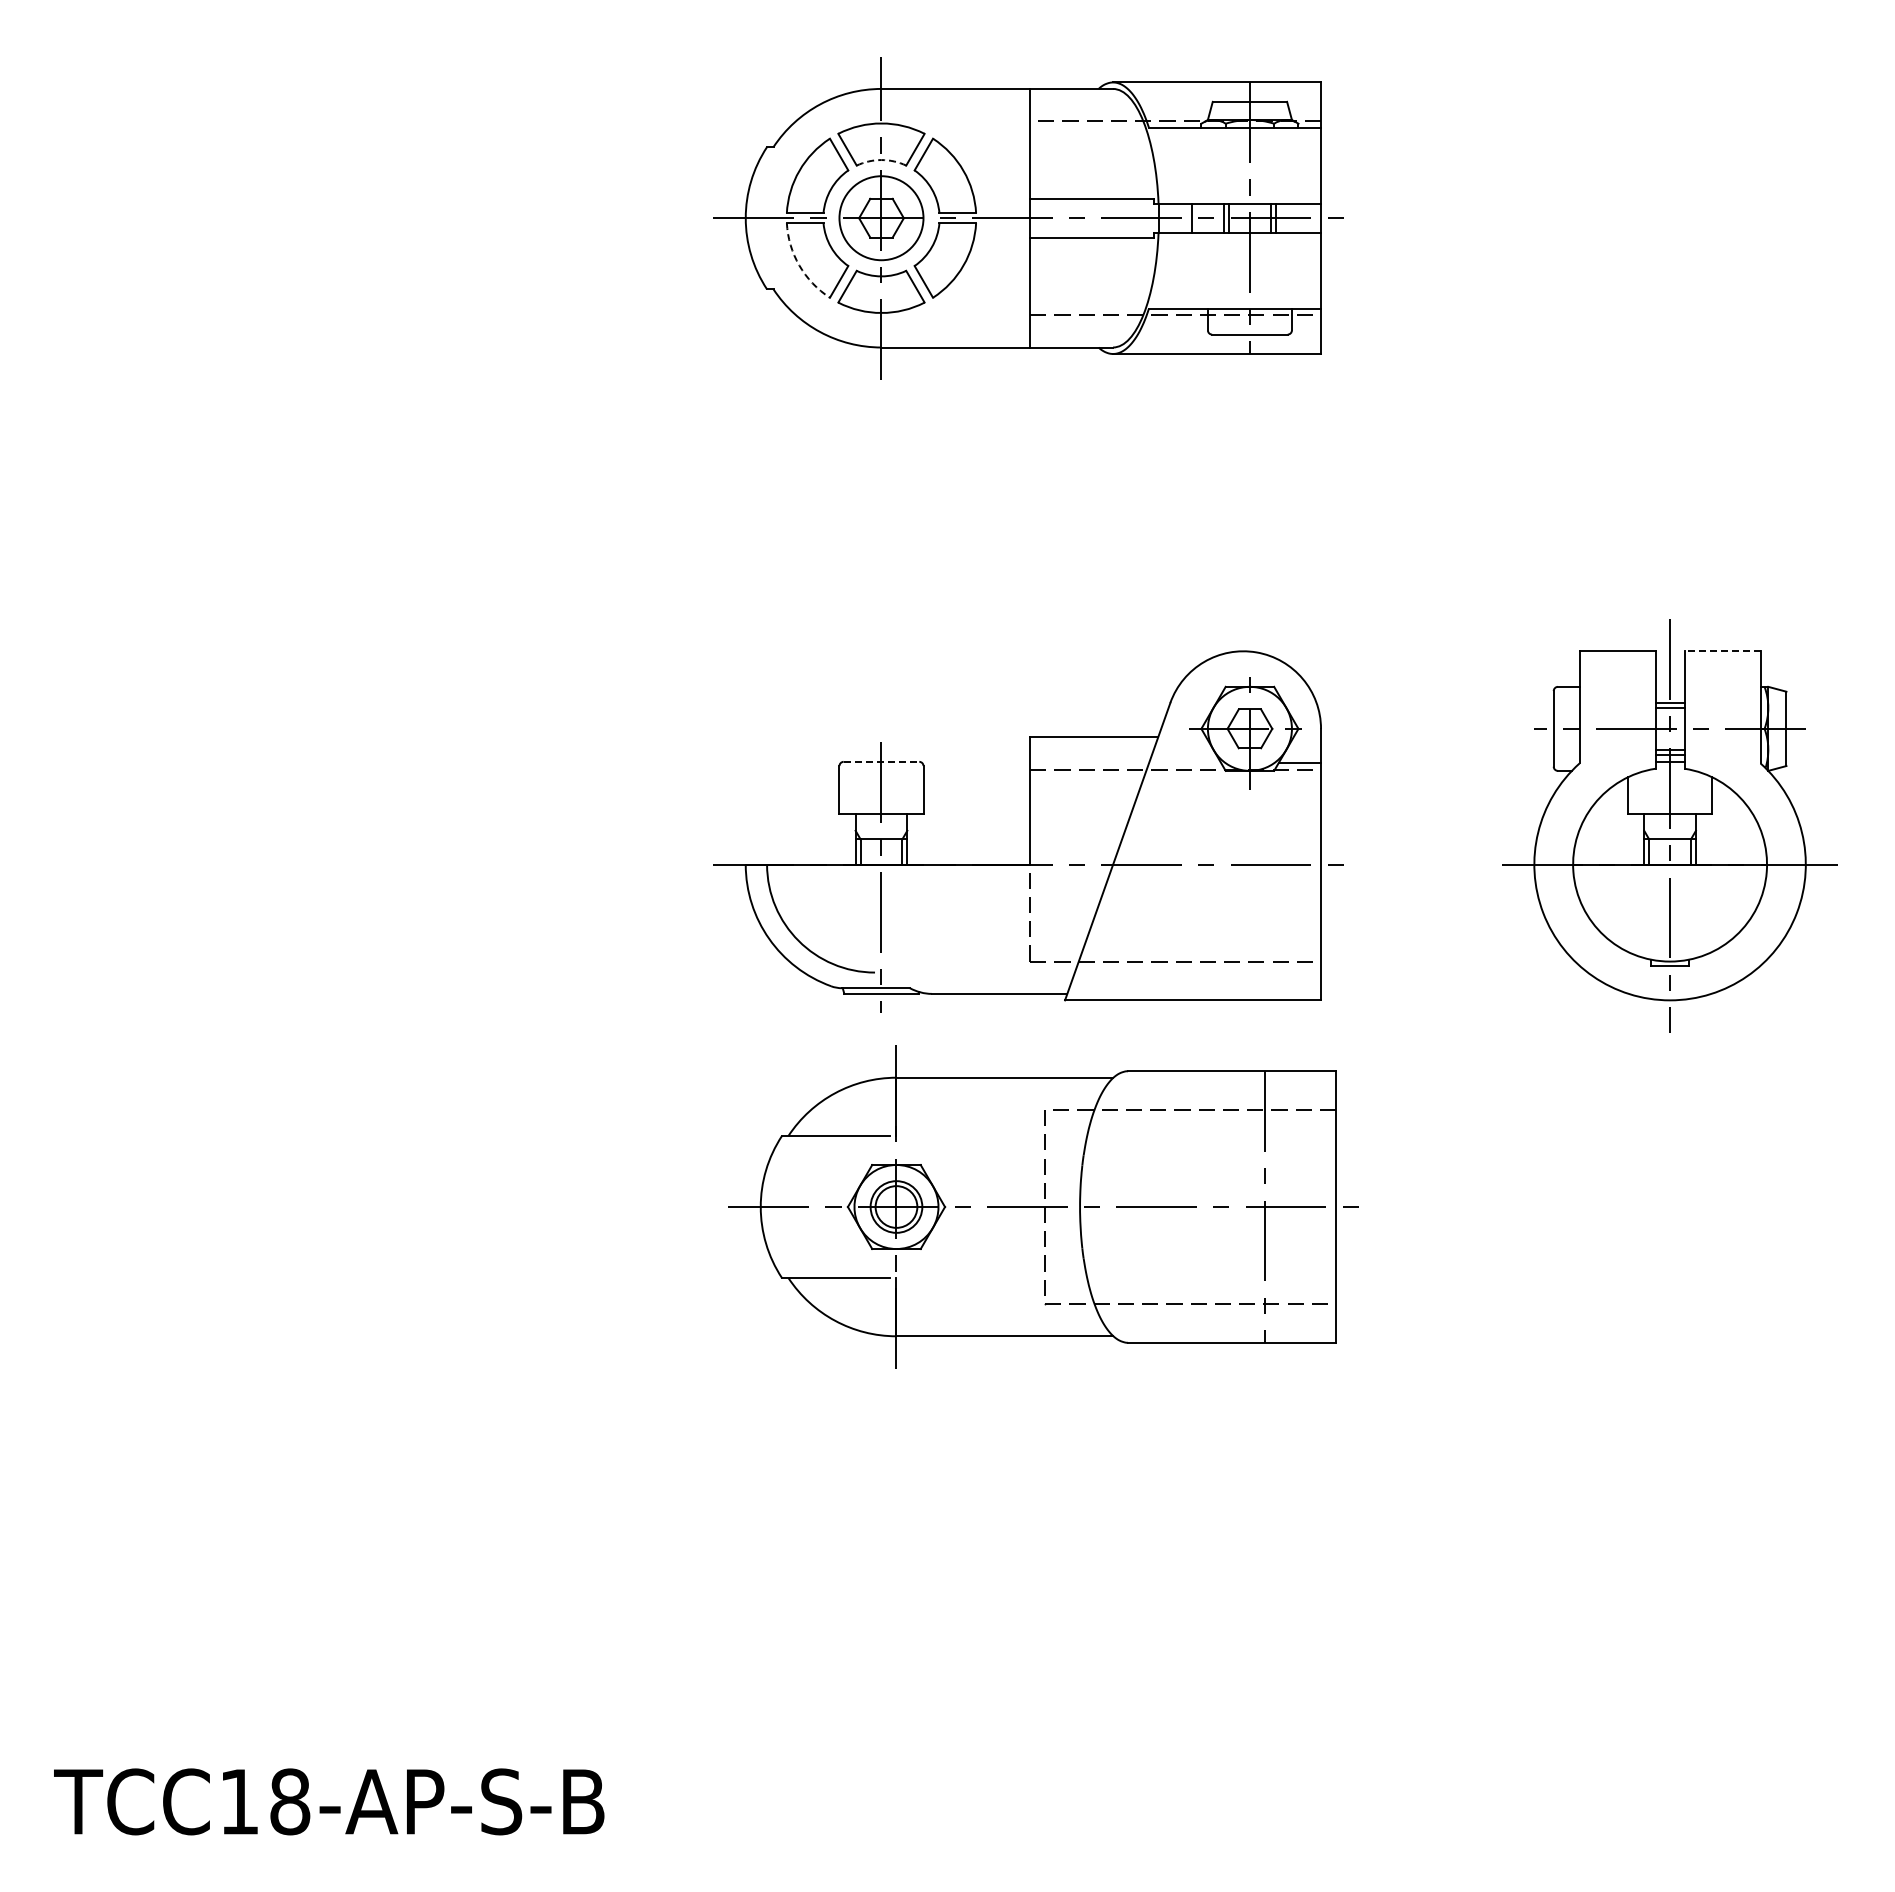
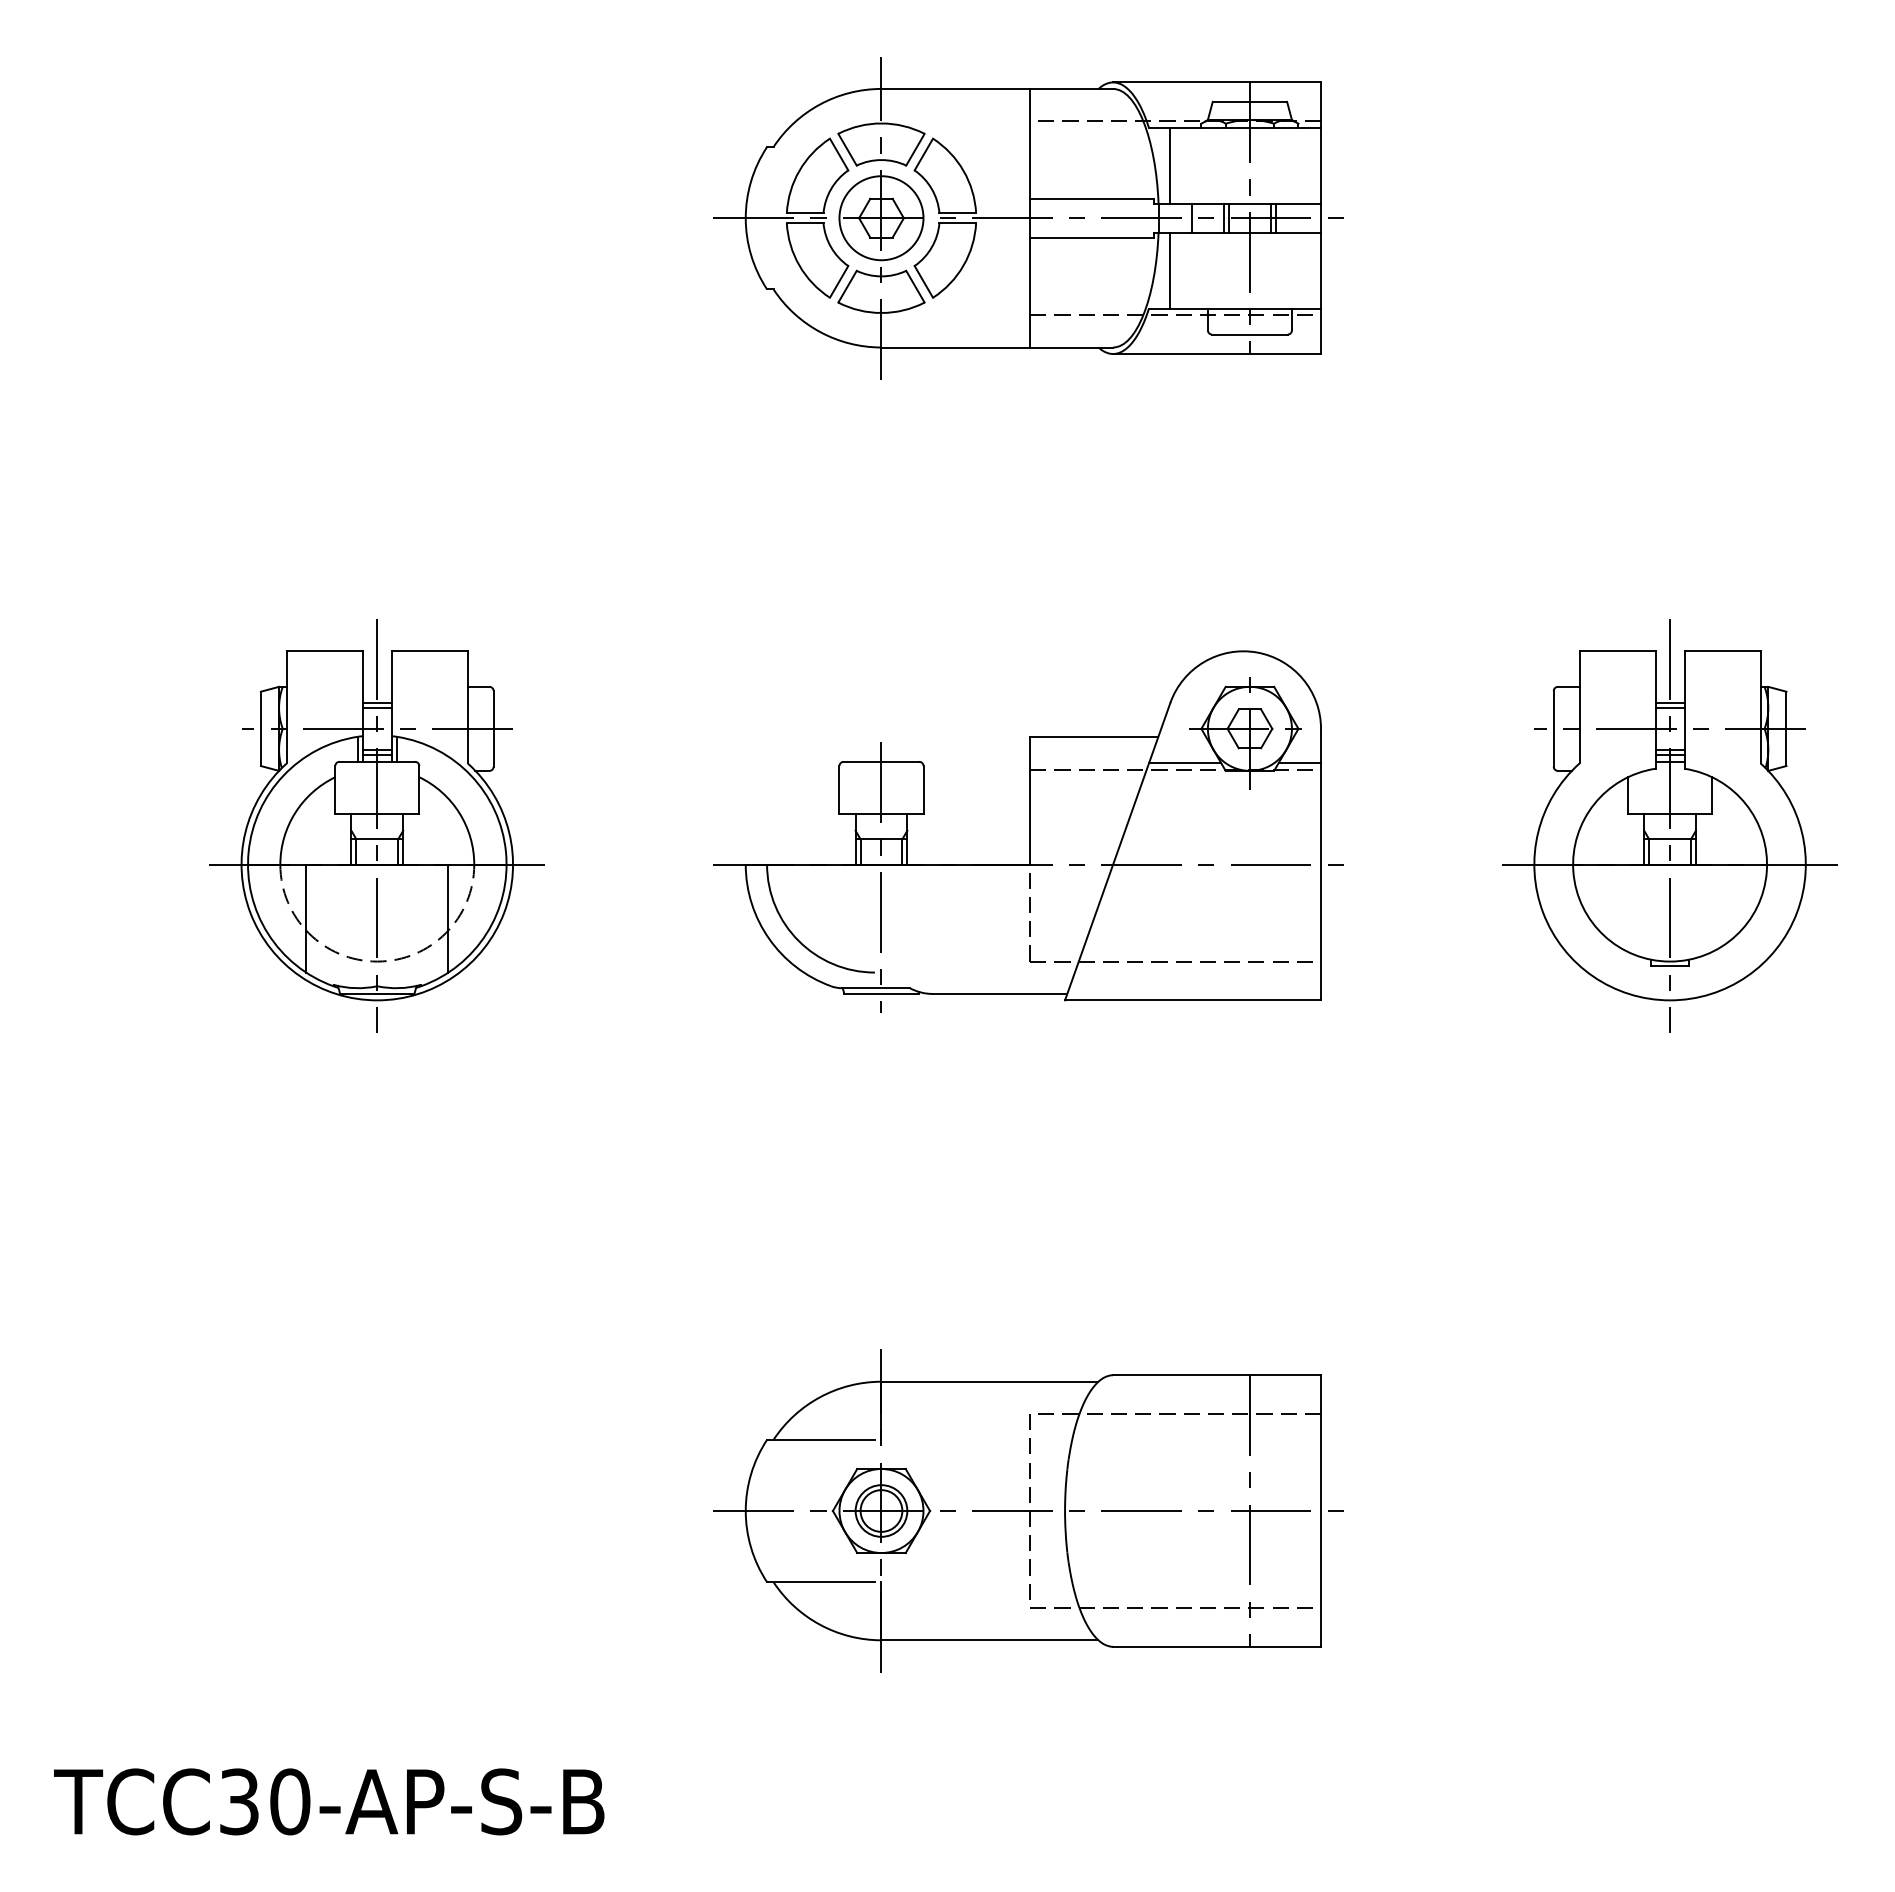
arc: dashed -> solid (881, 160)
line: none -> present (1170, 165)
arc: dashed -> solid (799, 265)
line: none -> present (1170, 270)
line: dashed -> solid (1722, 651)
line: dashed -> solid (881, 761)
line: none -> present (1184, 763)
part: none -> present (376, 825)
part position: (1043, 1206) -> (1028, 1510) (1028, 1510)
text: TCC18-AP-S-B -> TCC30-AP-S-B (265, 1801)
